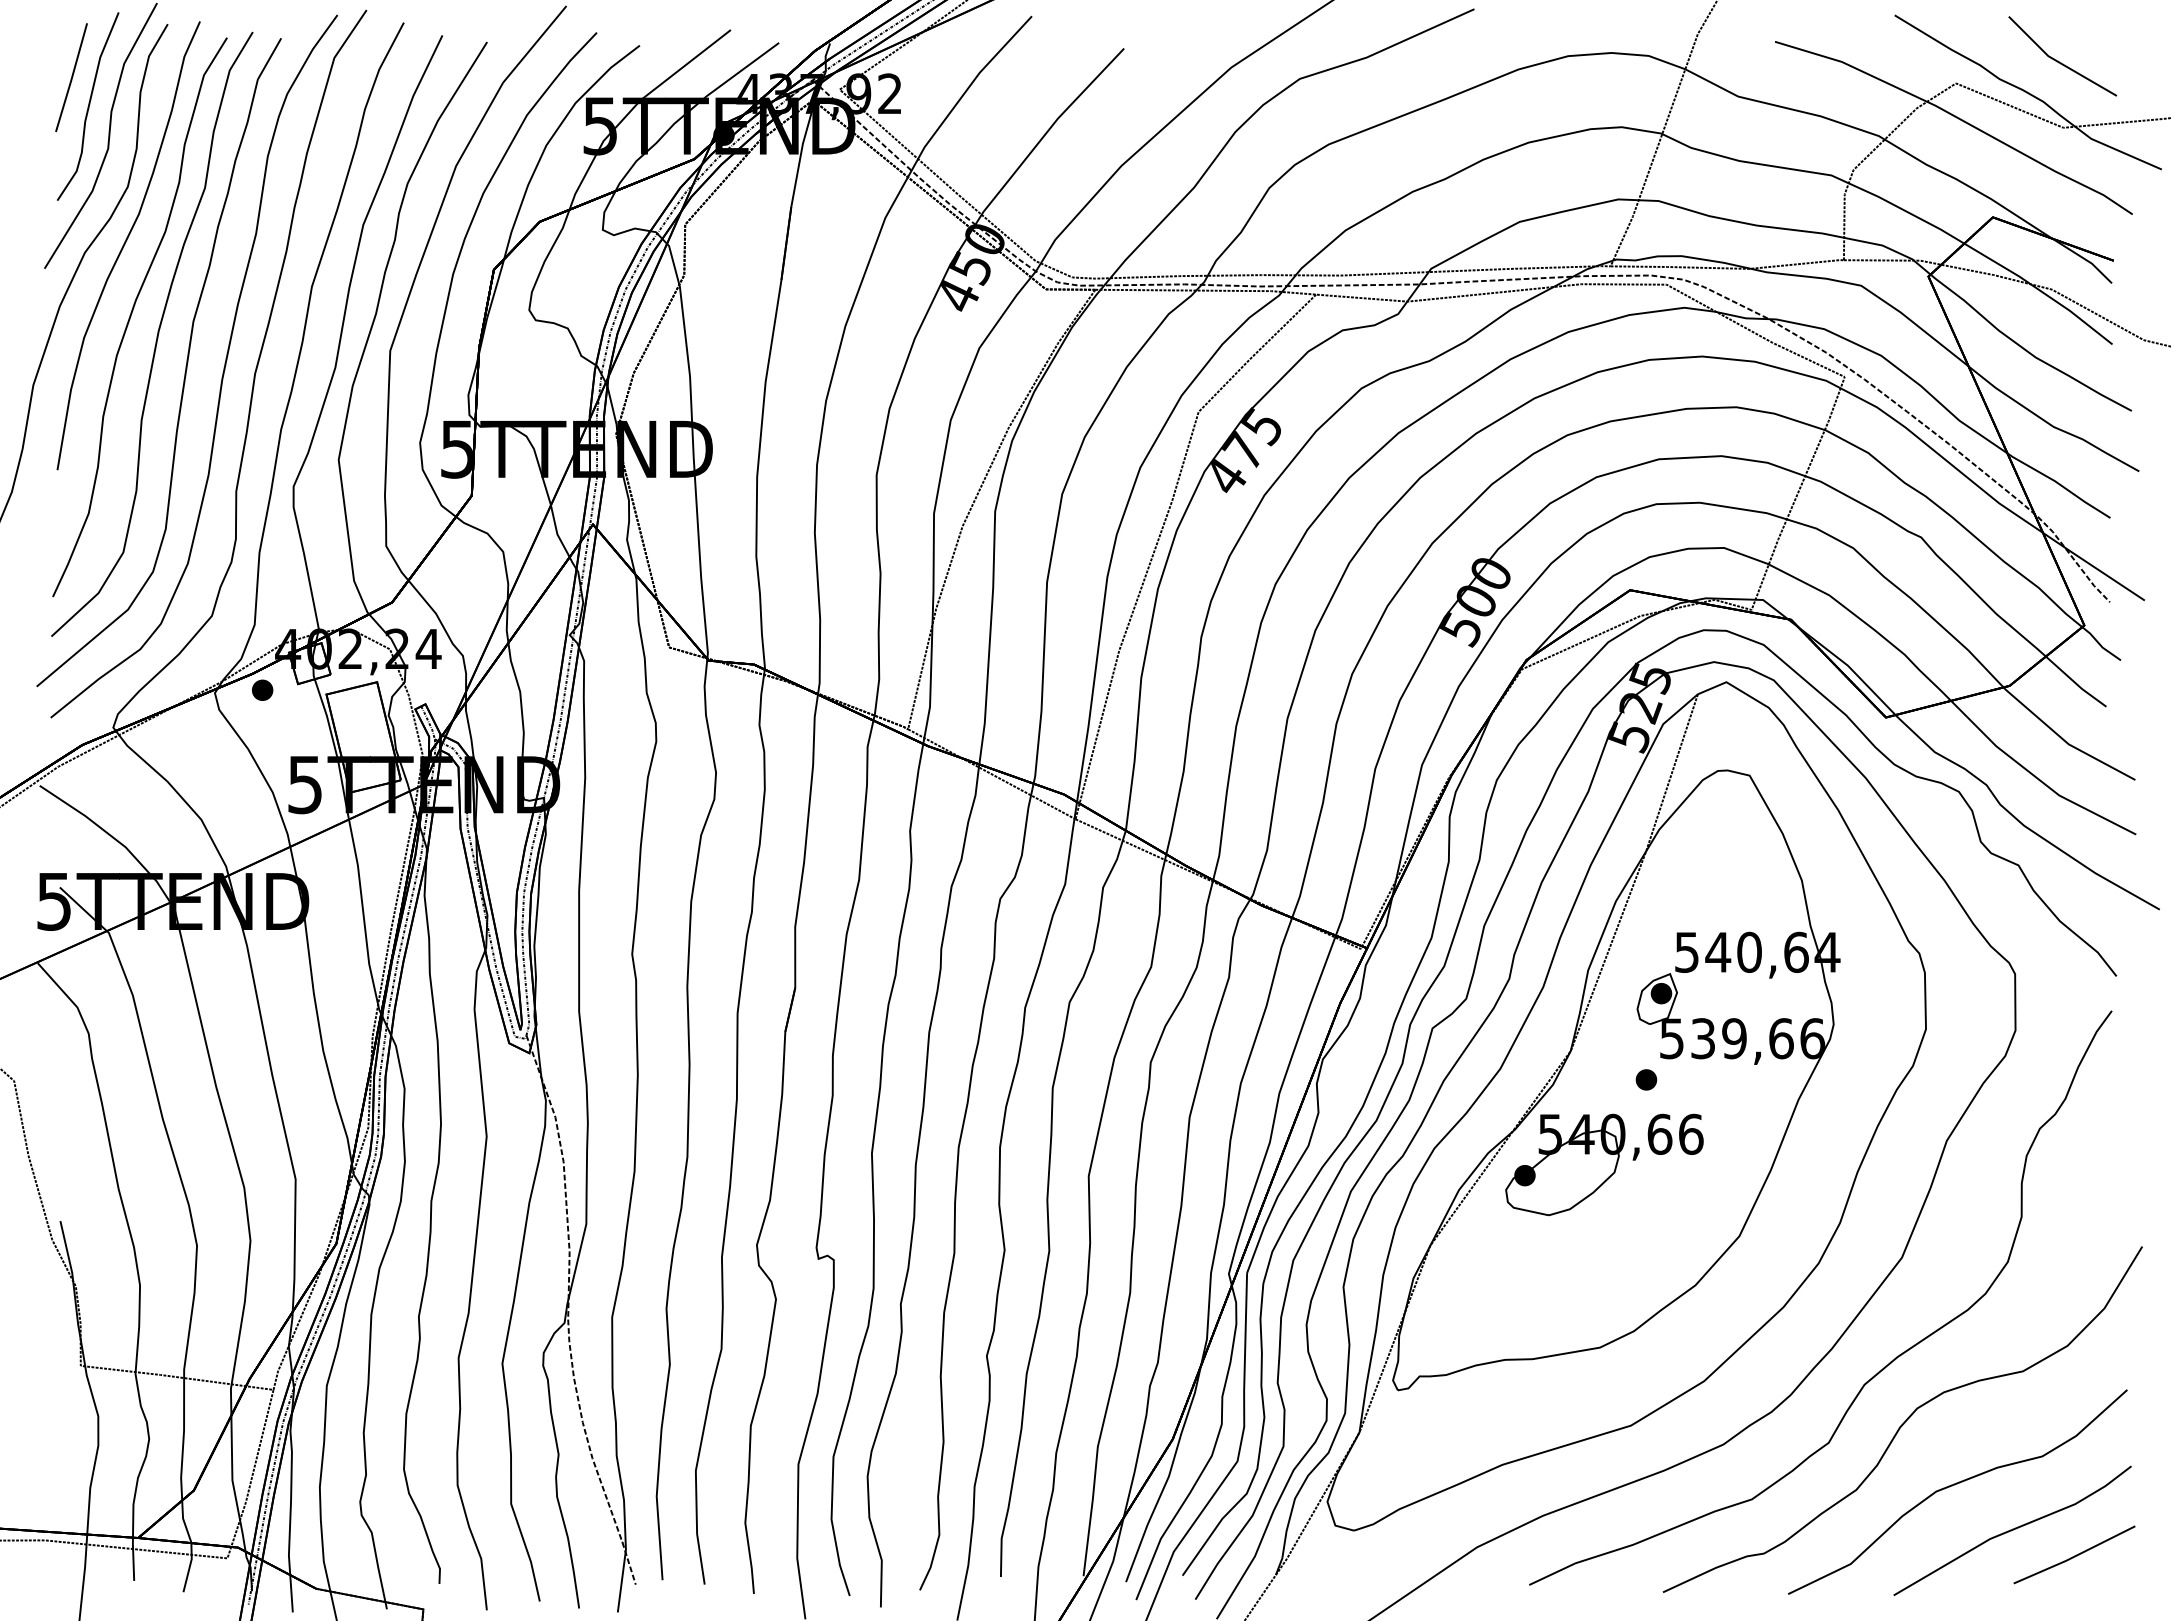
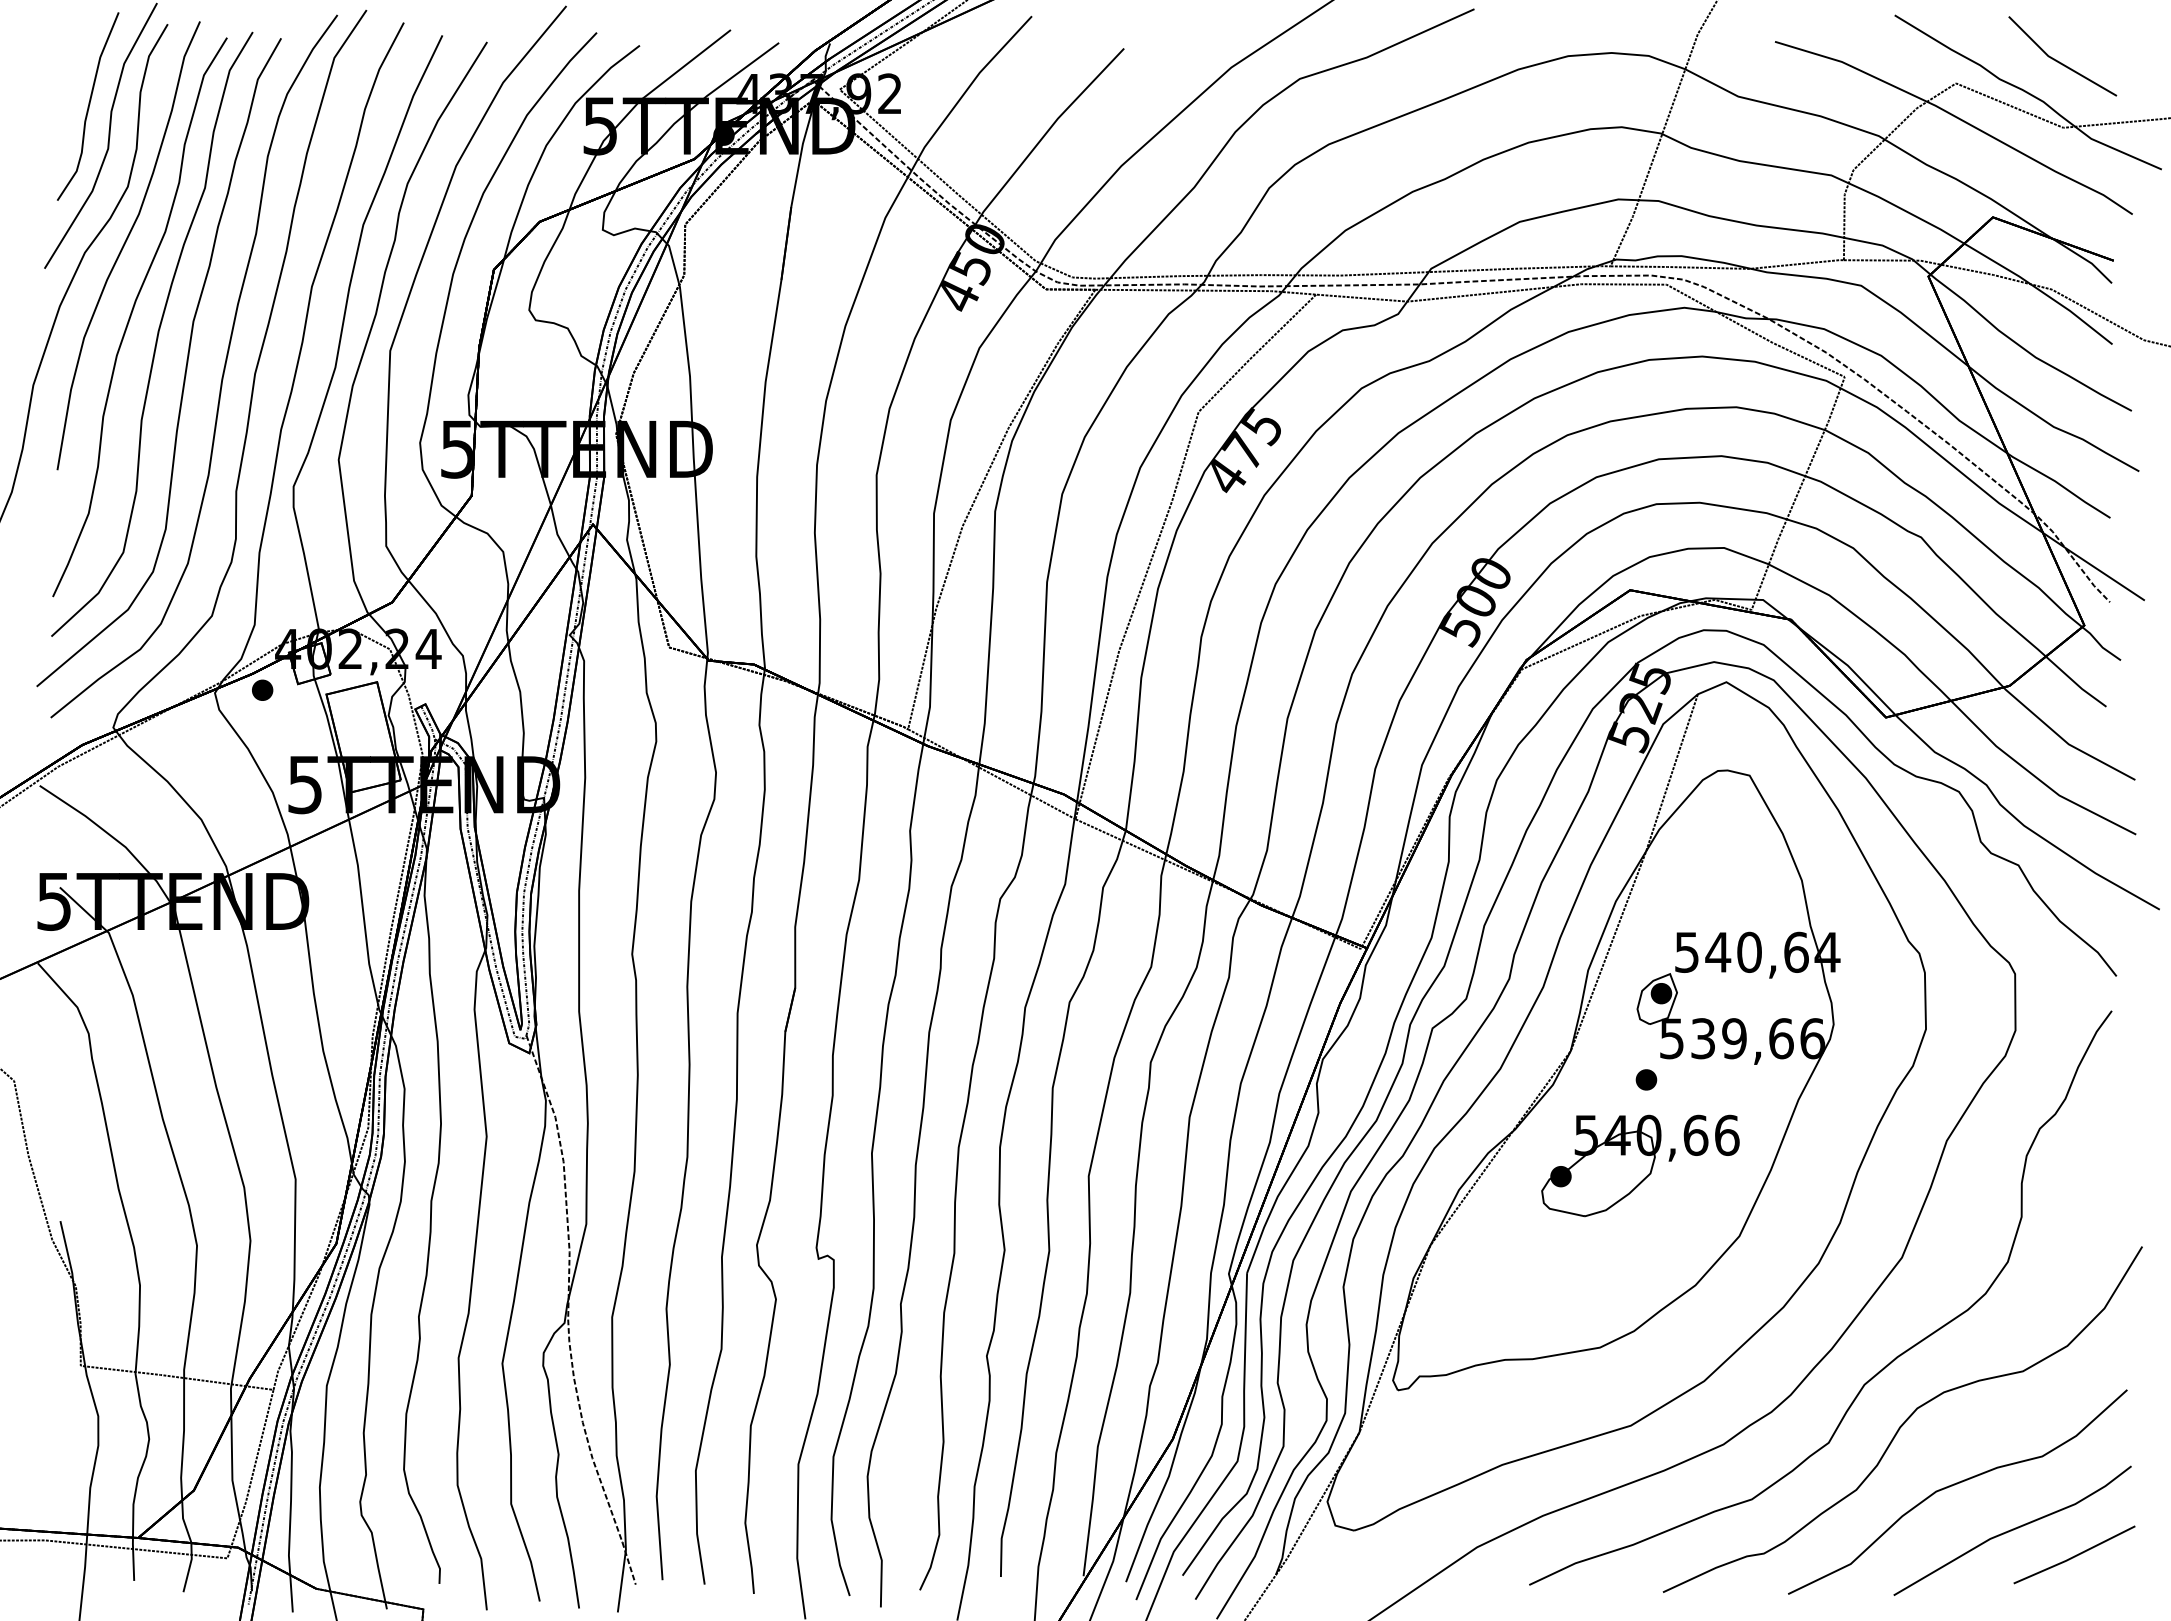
line: present -> none (71, 77)
part position: (1604, 1164) -> (1640, 1165) (1640, 1165)
